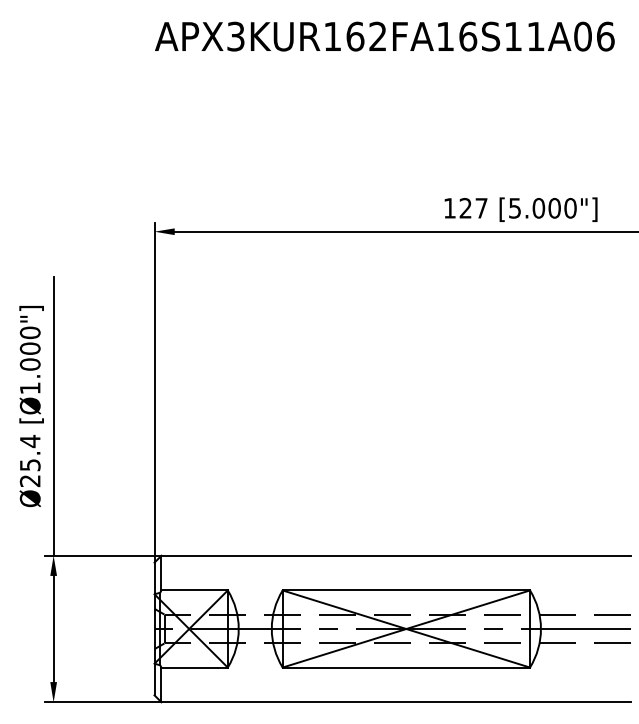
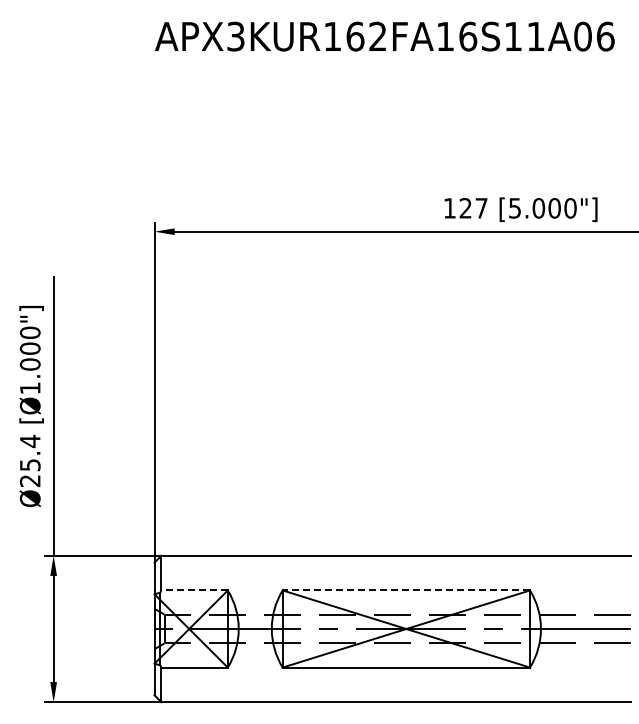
line: solid -> dashed (194, 590)
line: solid -> dashed (406, 590)
